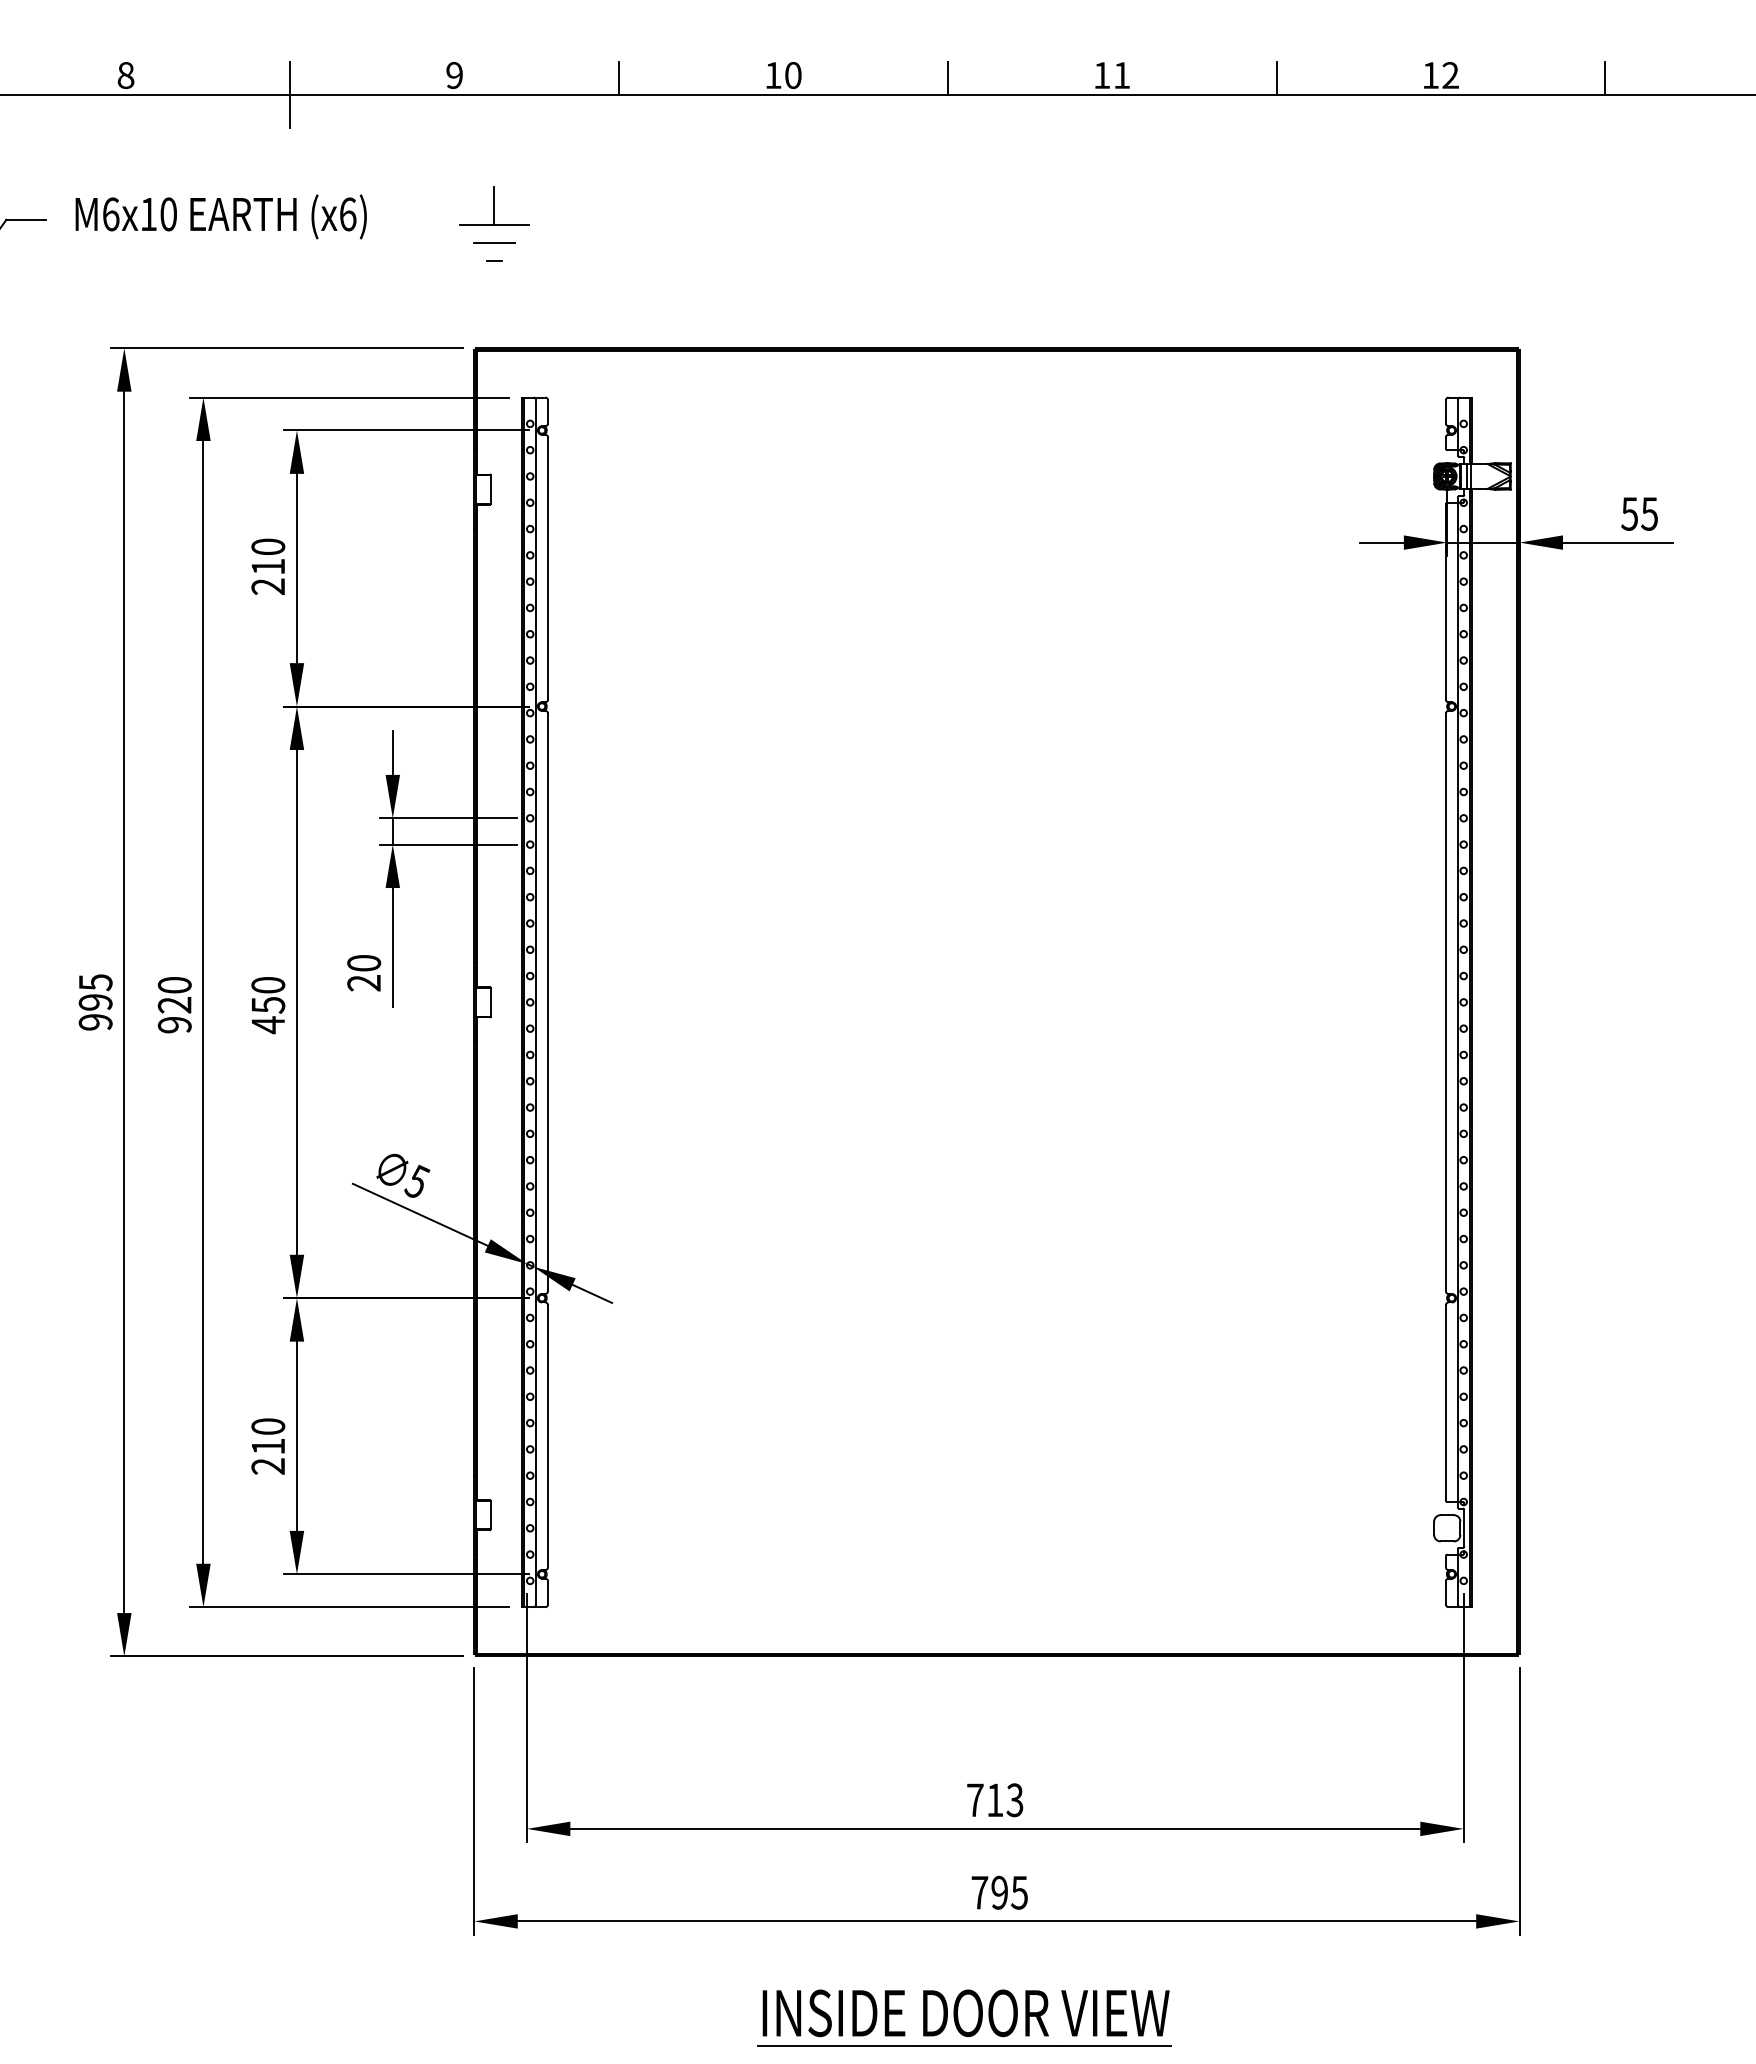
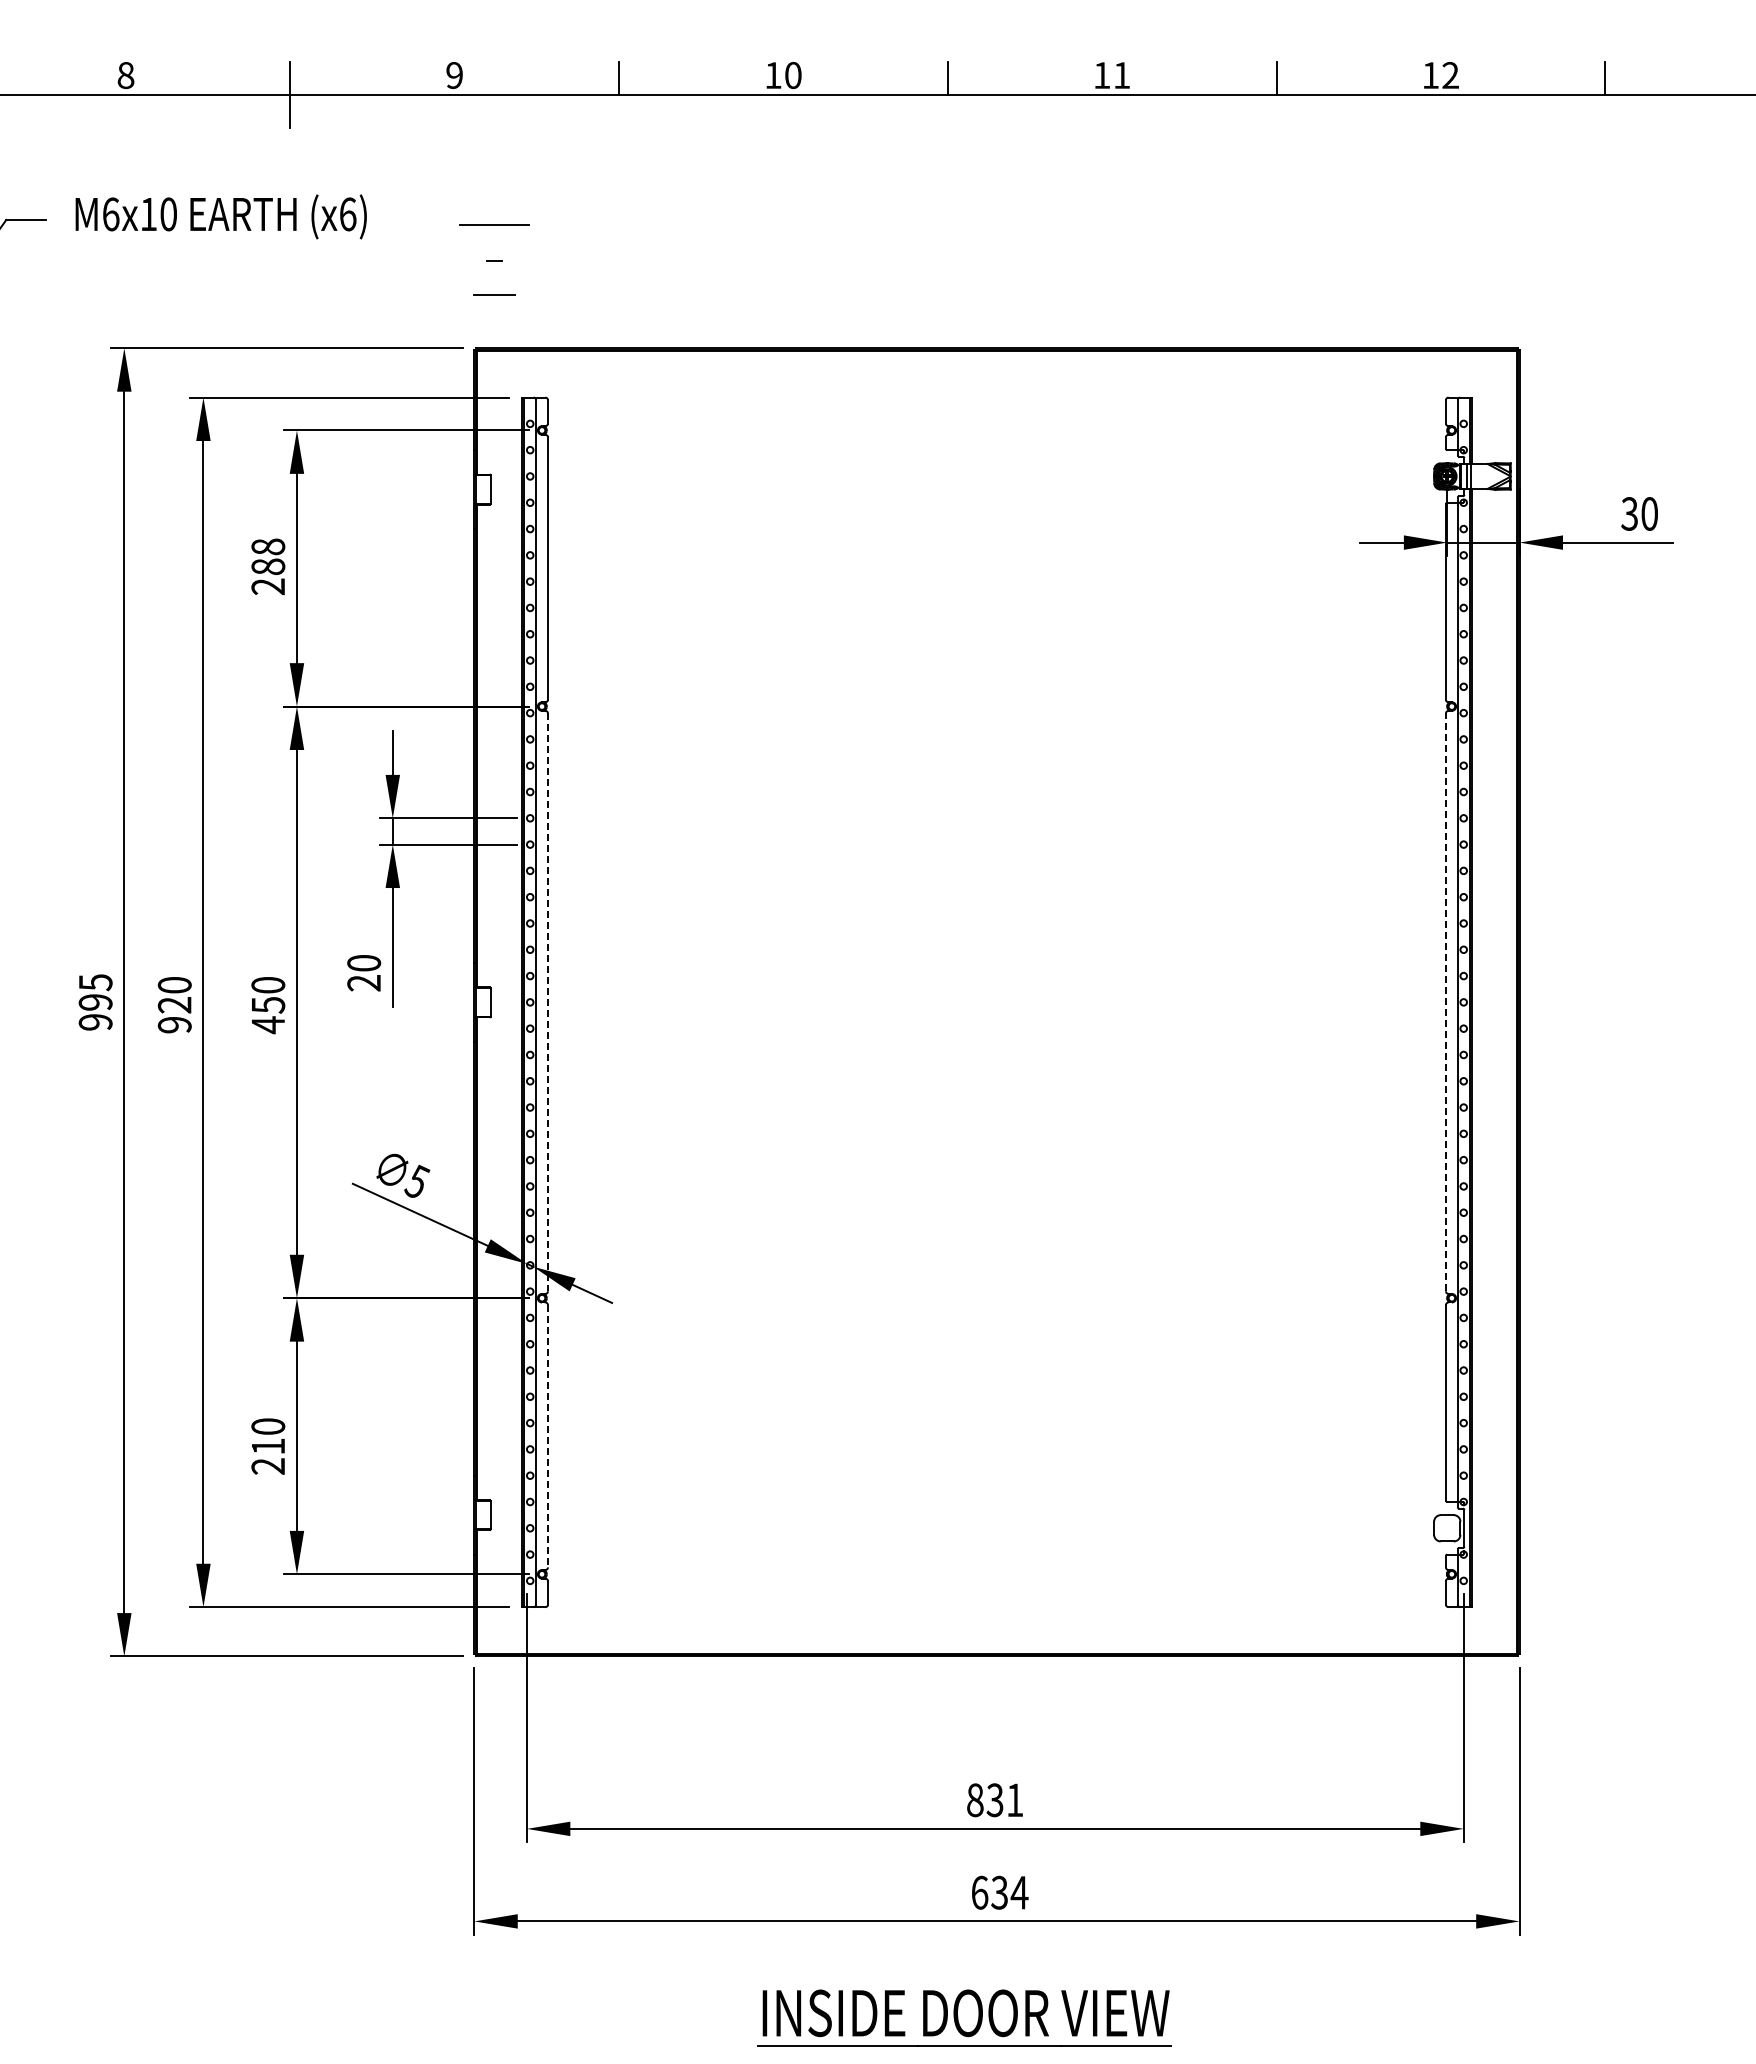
line: present -> none (494, 205)
line position: (494, 242) -> (494, 294) (494, 294)
text: 55 -> 30 (1639, 513)
text: 210 -> 288 (268, 556)
line: solid -> dashed (547, 1002)
line: solid -> dashed (1445, 1002)
line: solid -> dashed (547, 1436)
text: 713 -> 831 (995, 1800)
text: 795 -> 634 (999, 1892)
